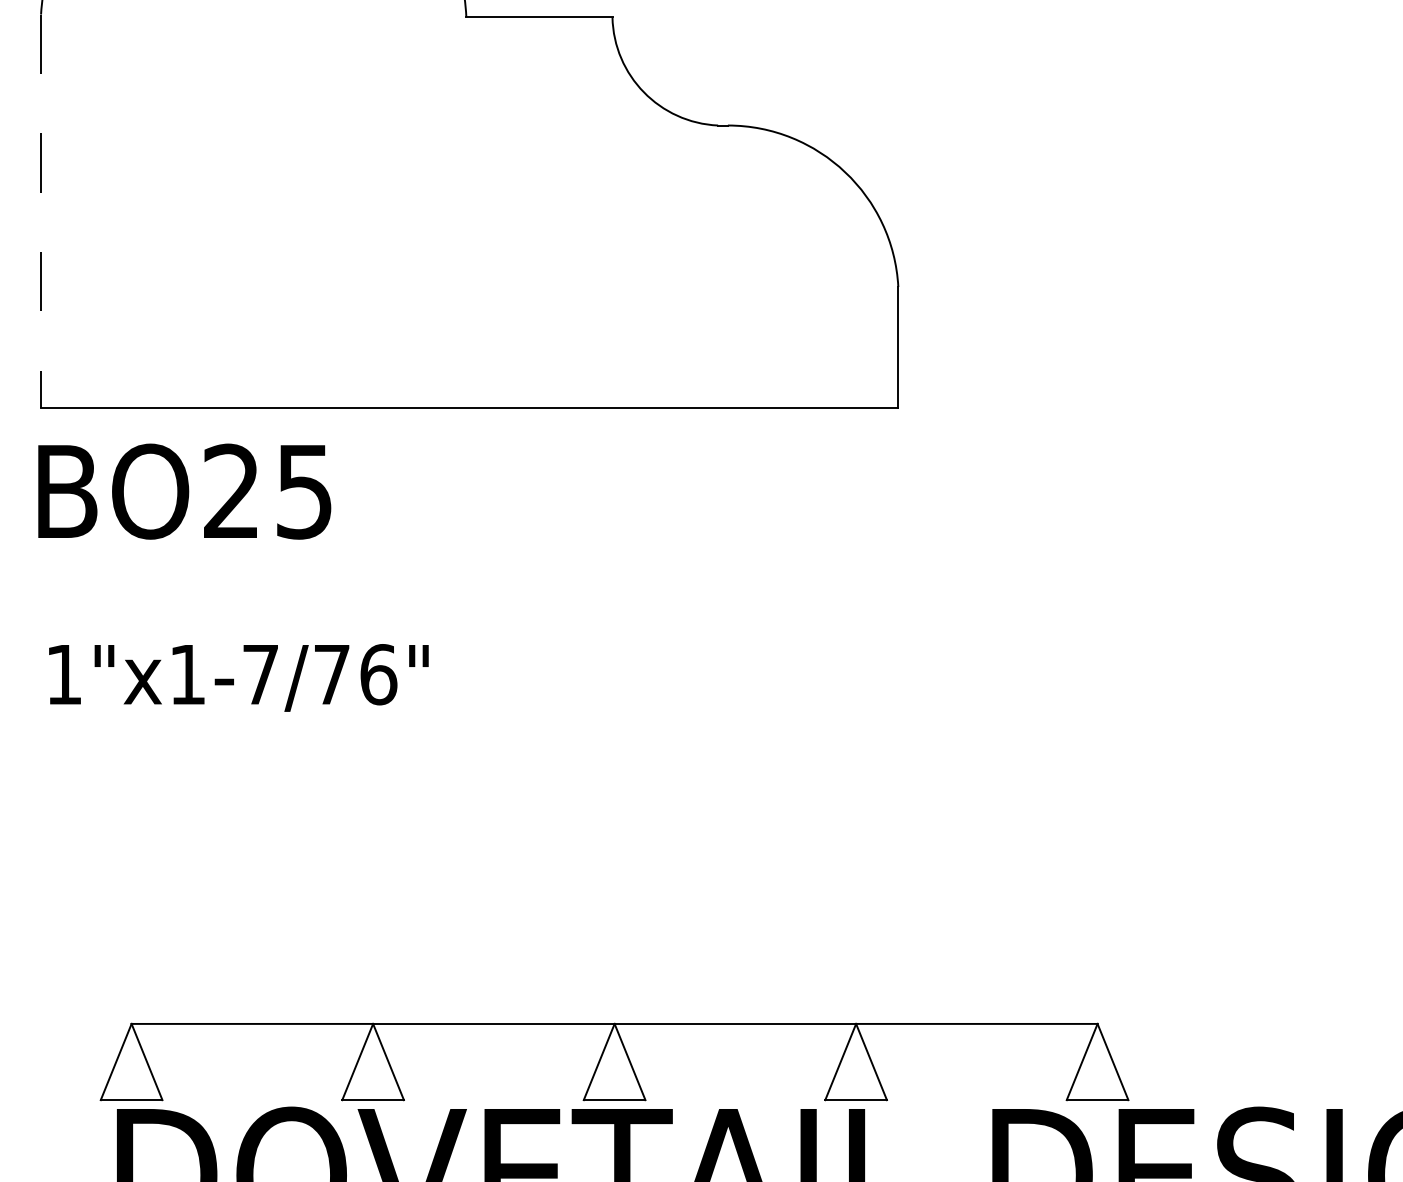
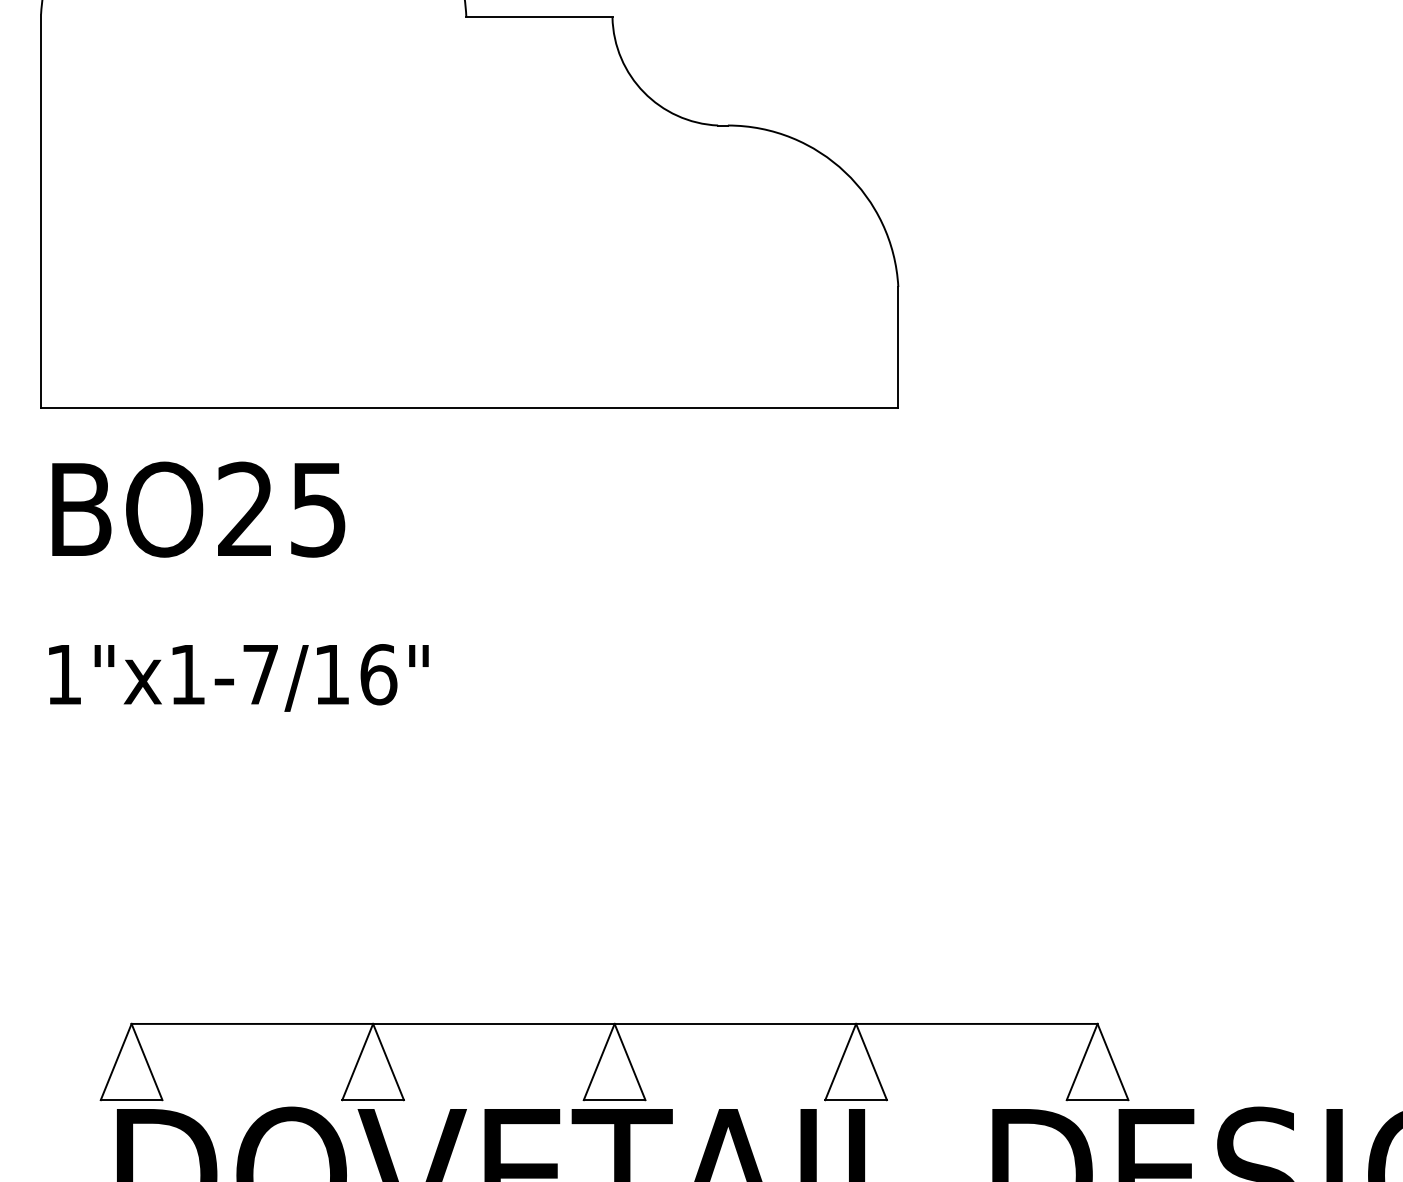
line: dashed -> solid (41, 211)
text position: (184, 491) -> (198, 509) (198, 509)
text: 1"x1-7/76" -> 1"x1-7/16" (332, 674)
